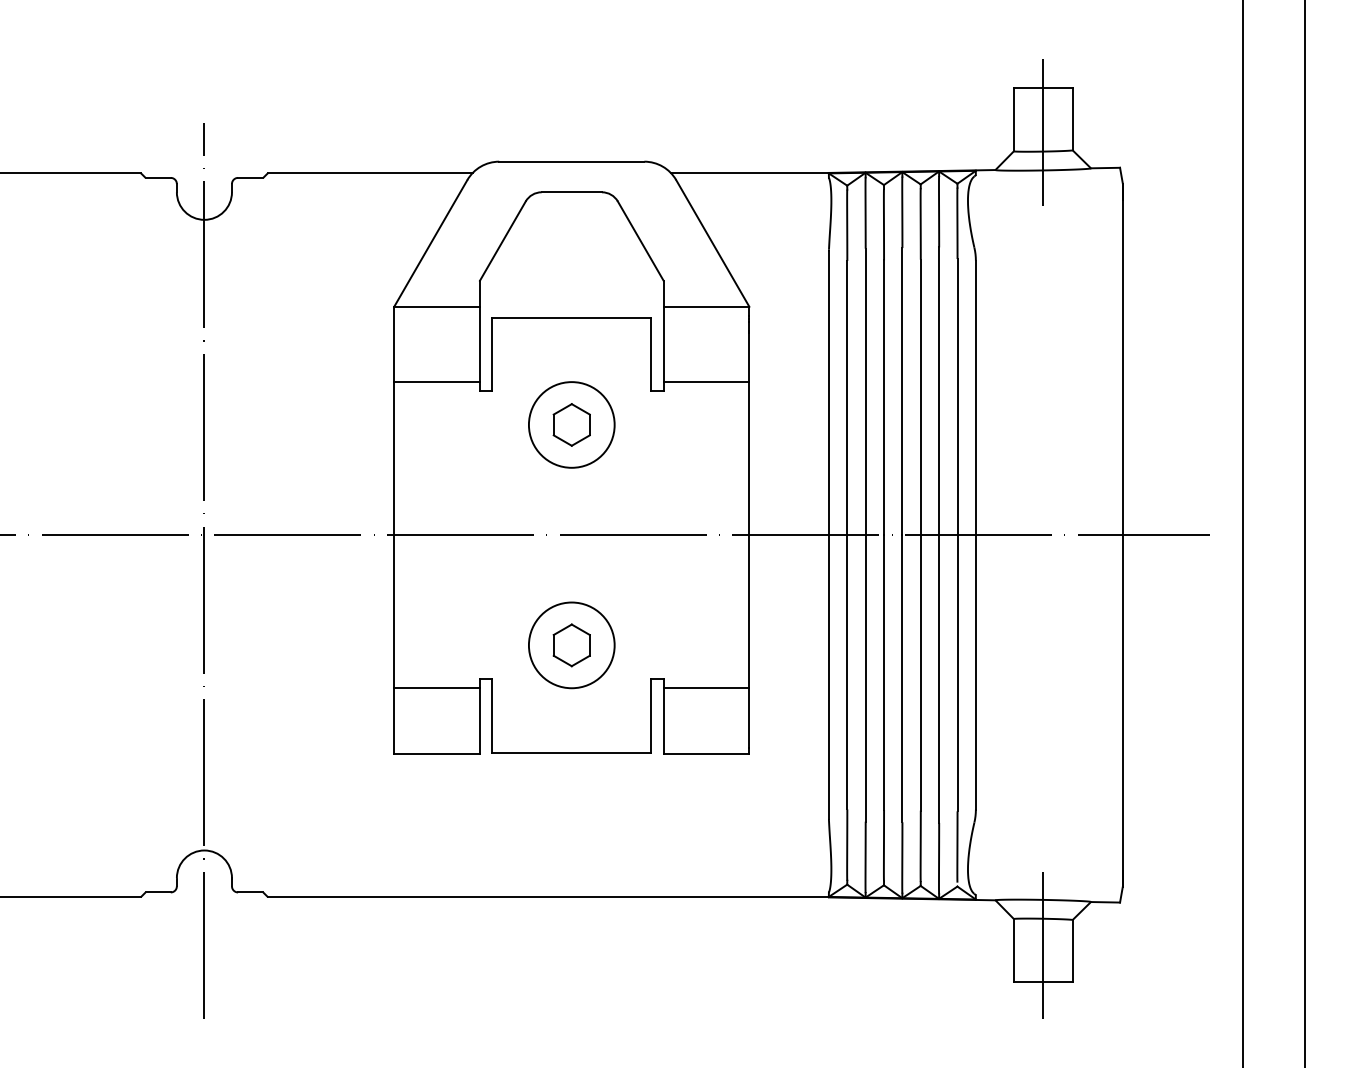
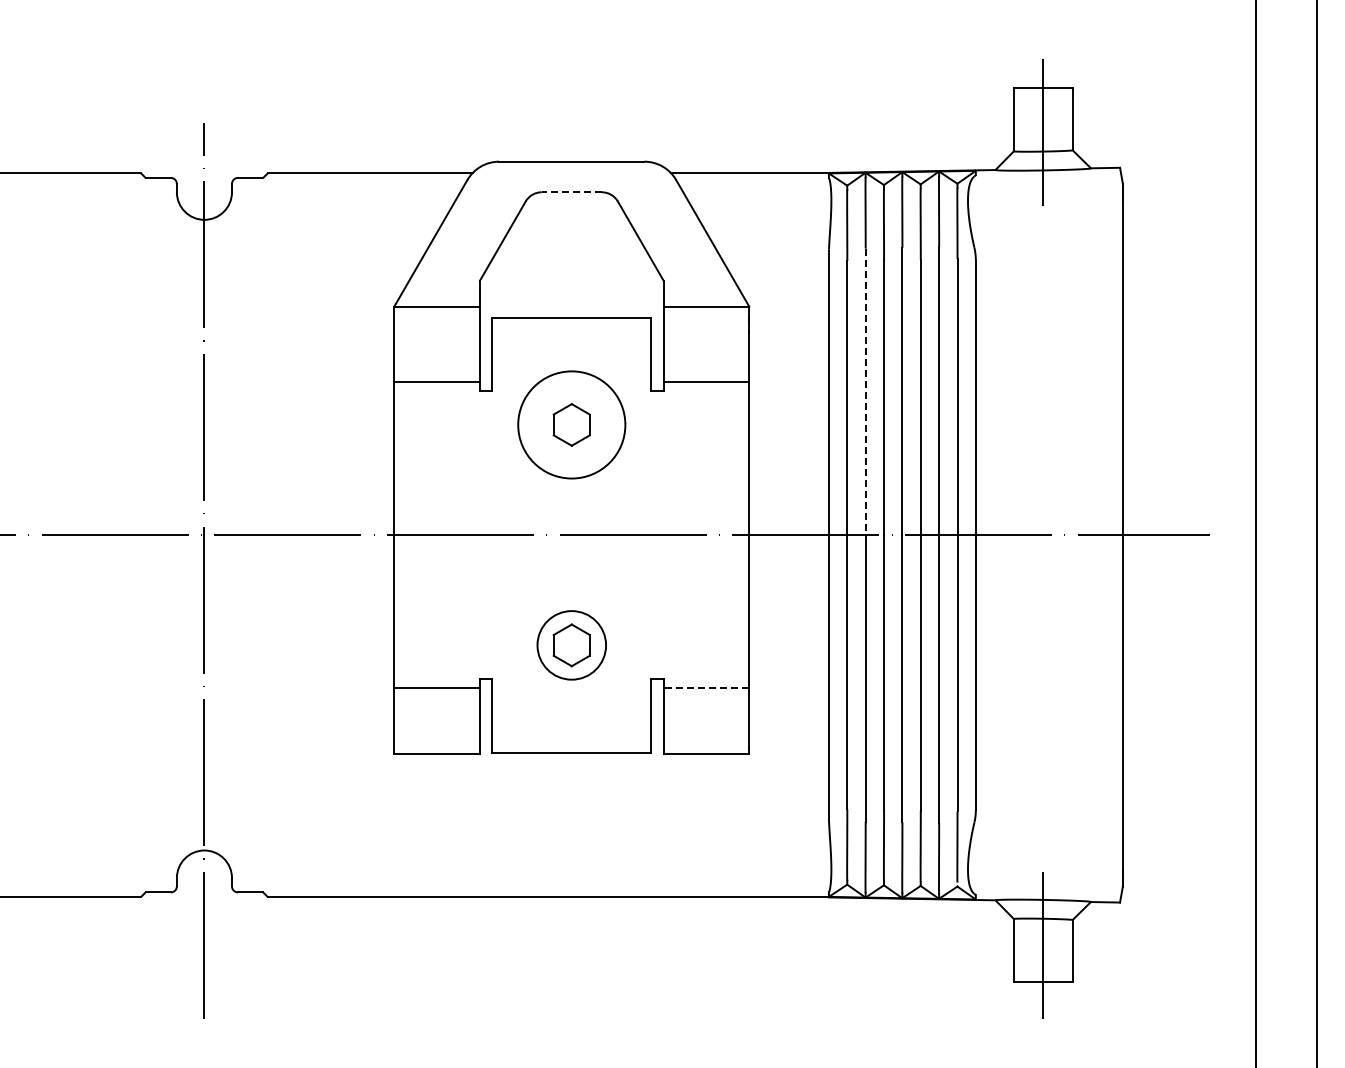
line: solid -> dashed (571, 192)
line: solid -> dashed (865, 392)
circle diameter: 86 px -> 107 px (571, 424)
line position: (1243, 533) -> (1256, 533) (1256, 533)
line position: (1304, 533) -> (1316, 533) (1316, 533)
circle diameter: 86 px -> 69 px (571, 645)
line: solid -> dashed (706, 688)
